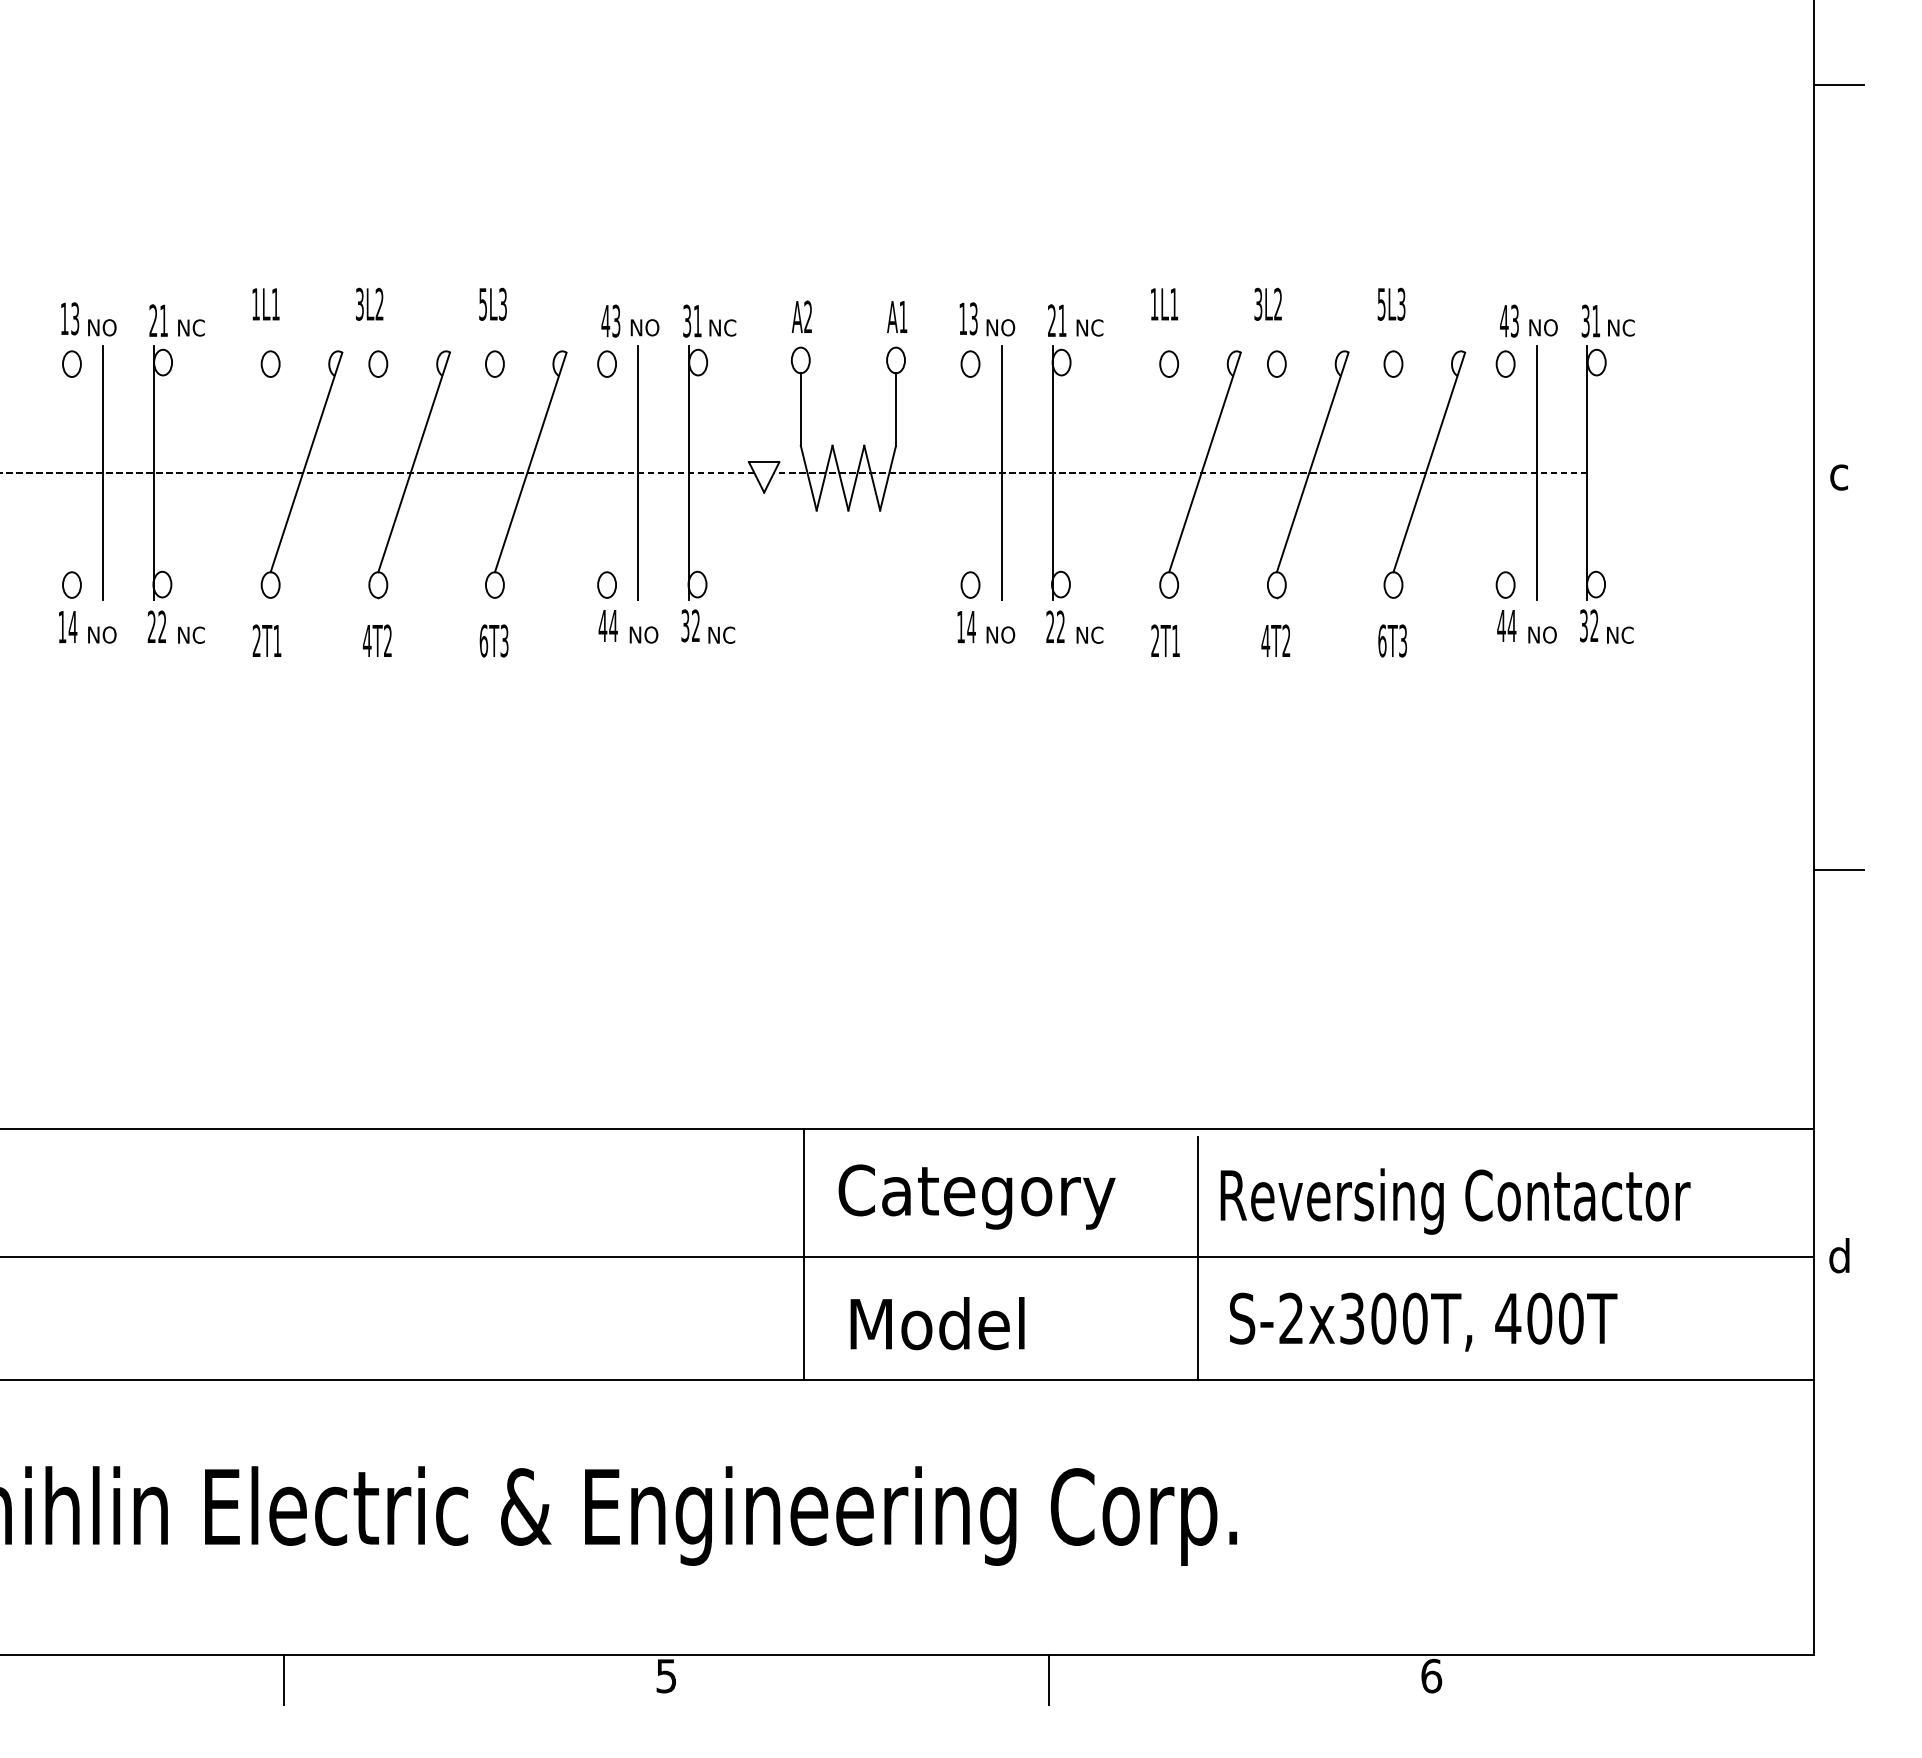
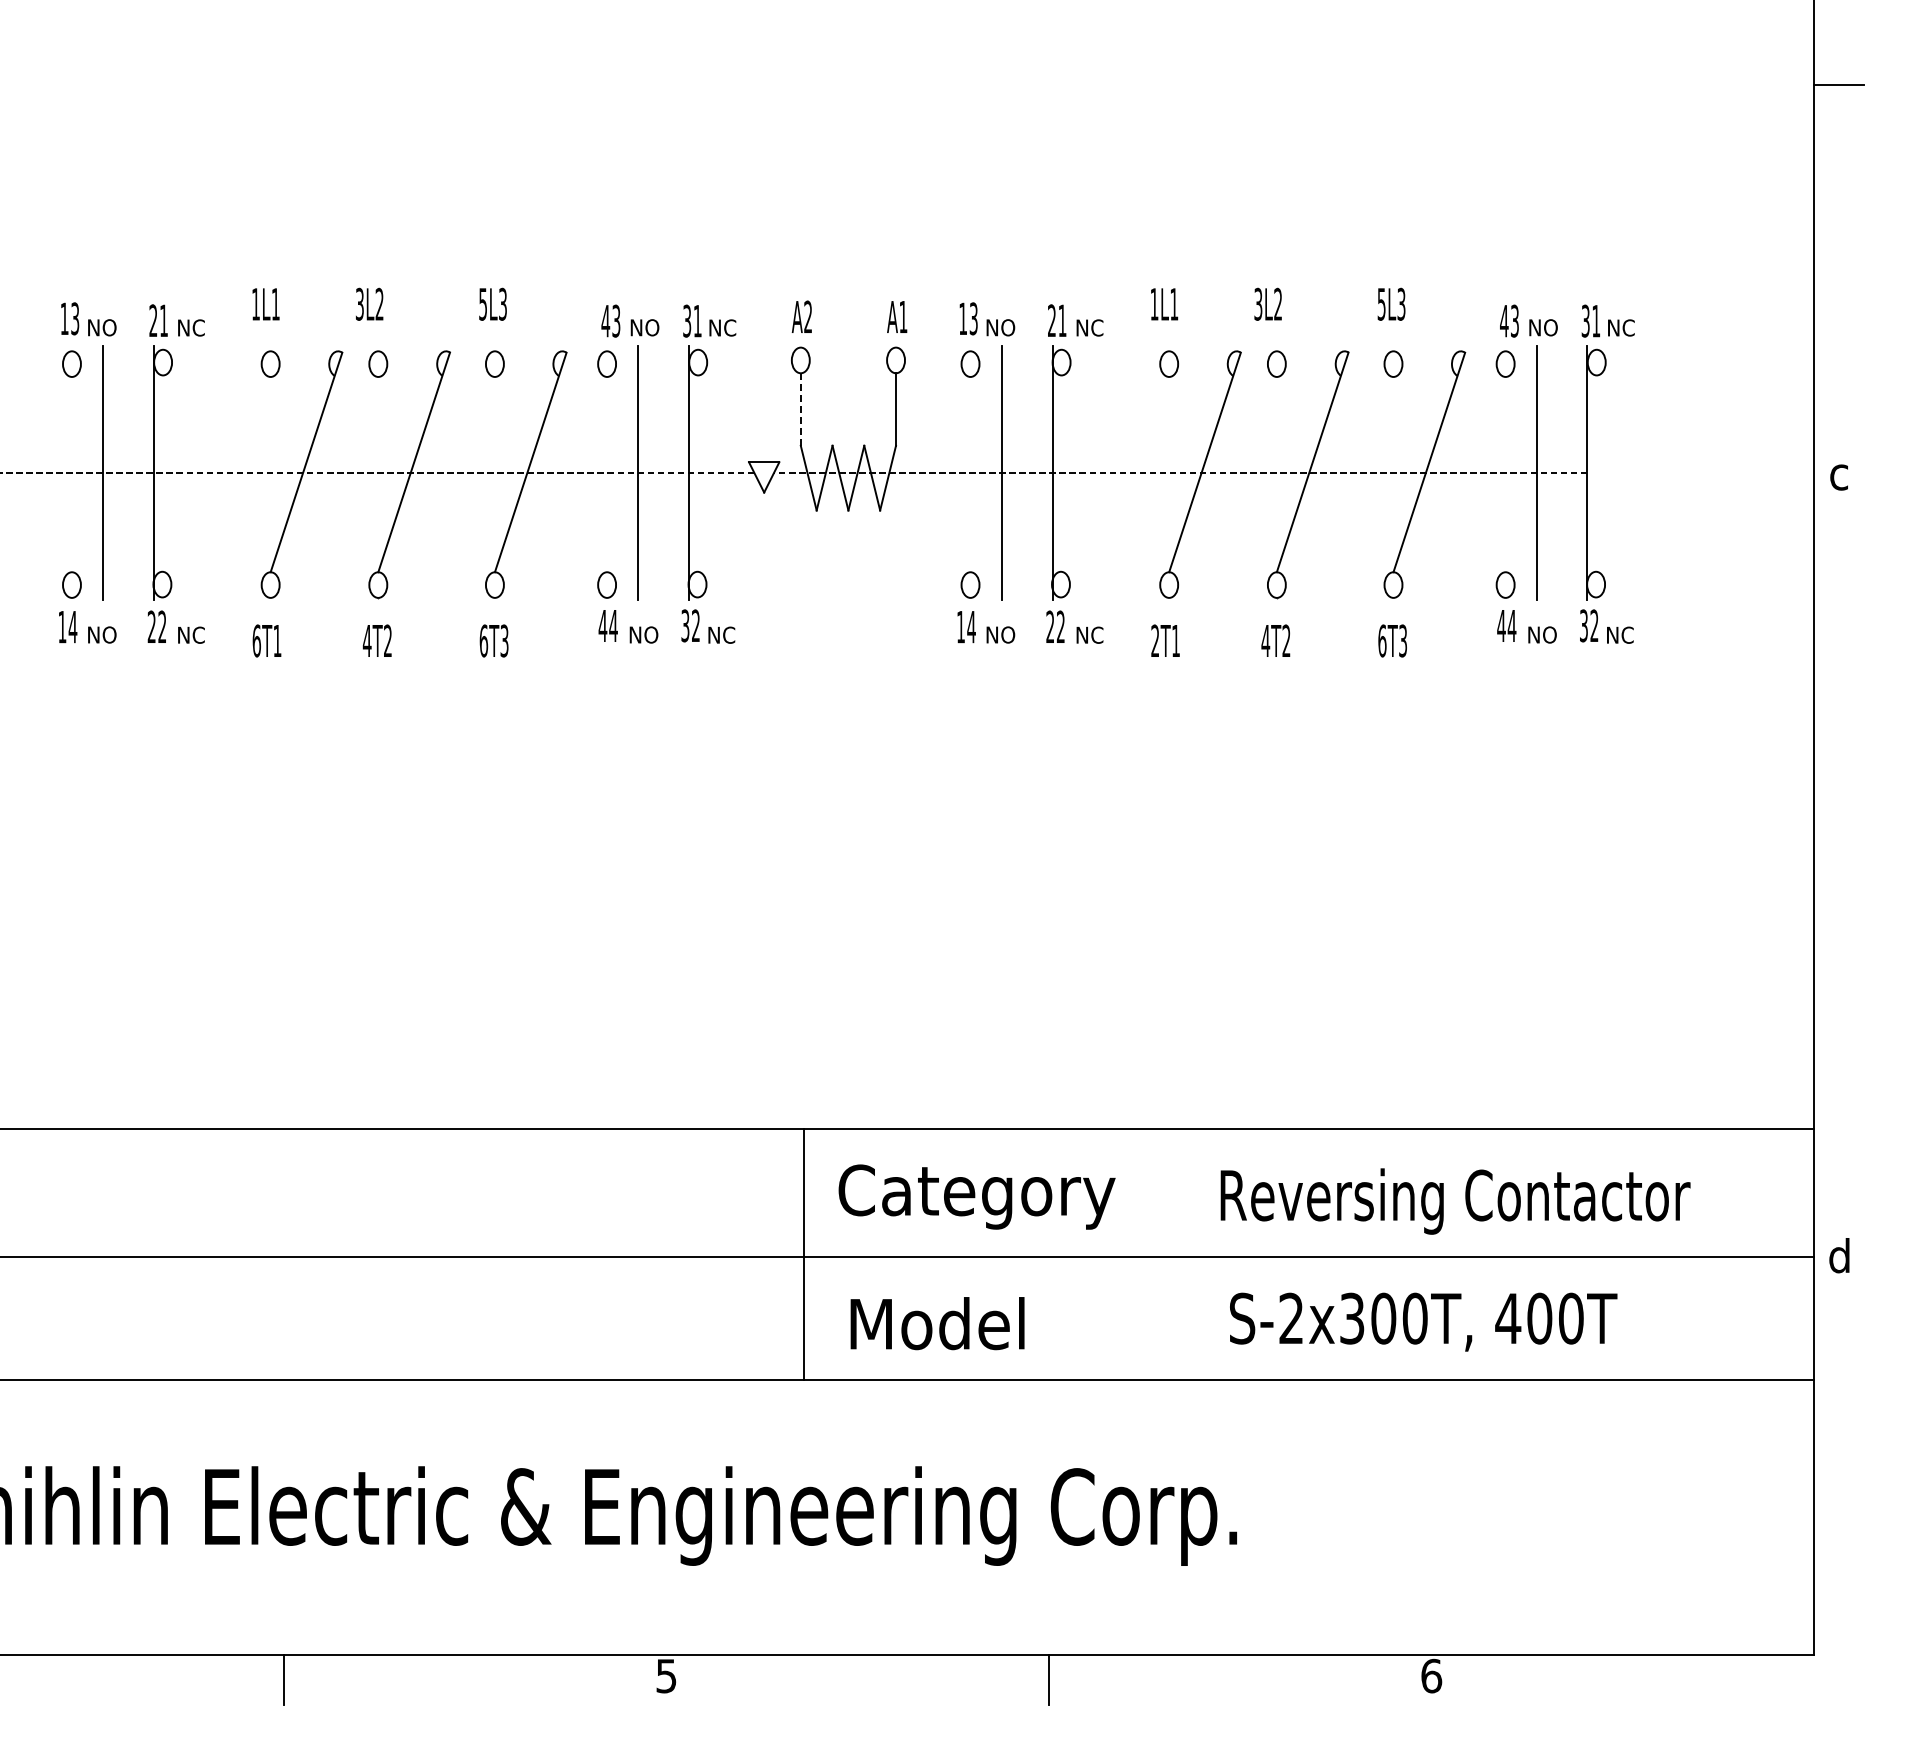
line: solid -> dashed (800, 410)
text: 2T1 -> 6T1 (256, 640)
line: present -> none (1839, 870)
line: present -> none (1197, 1258)
